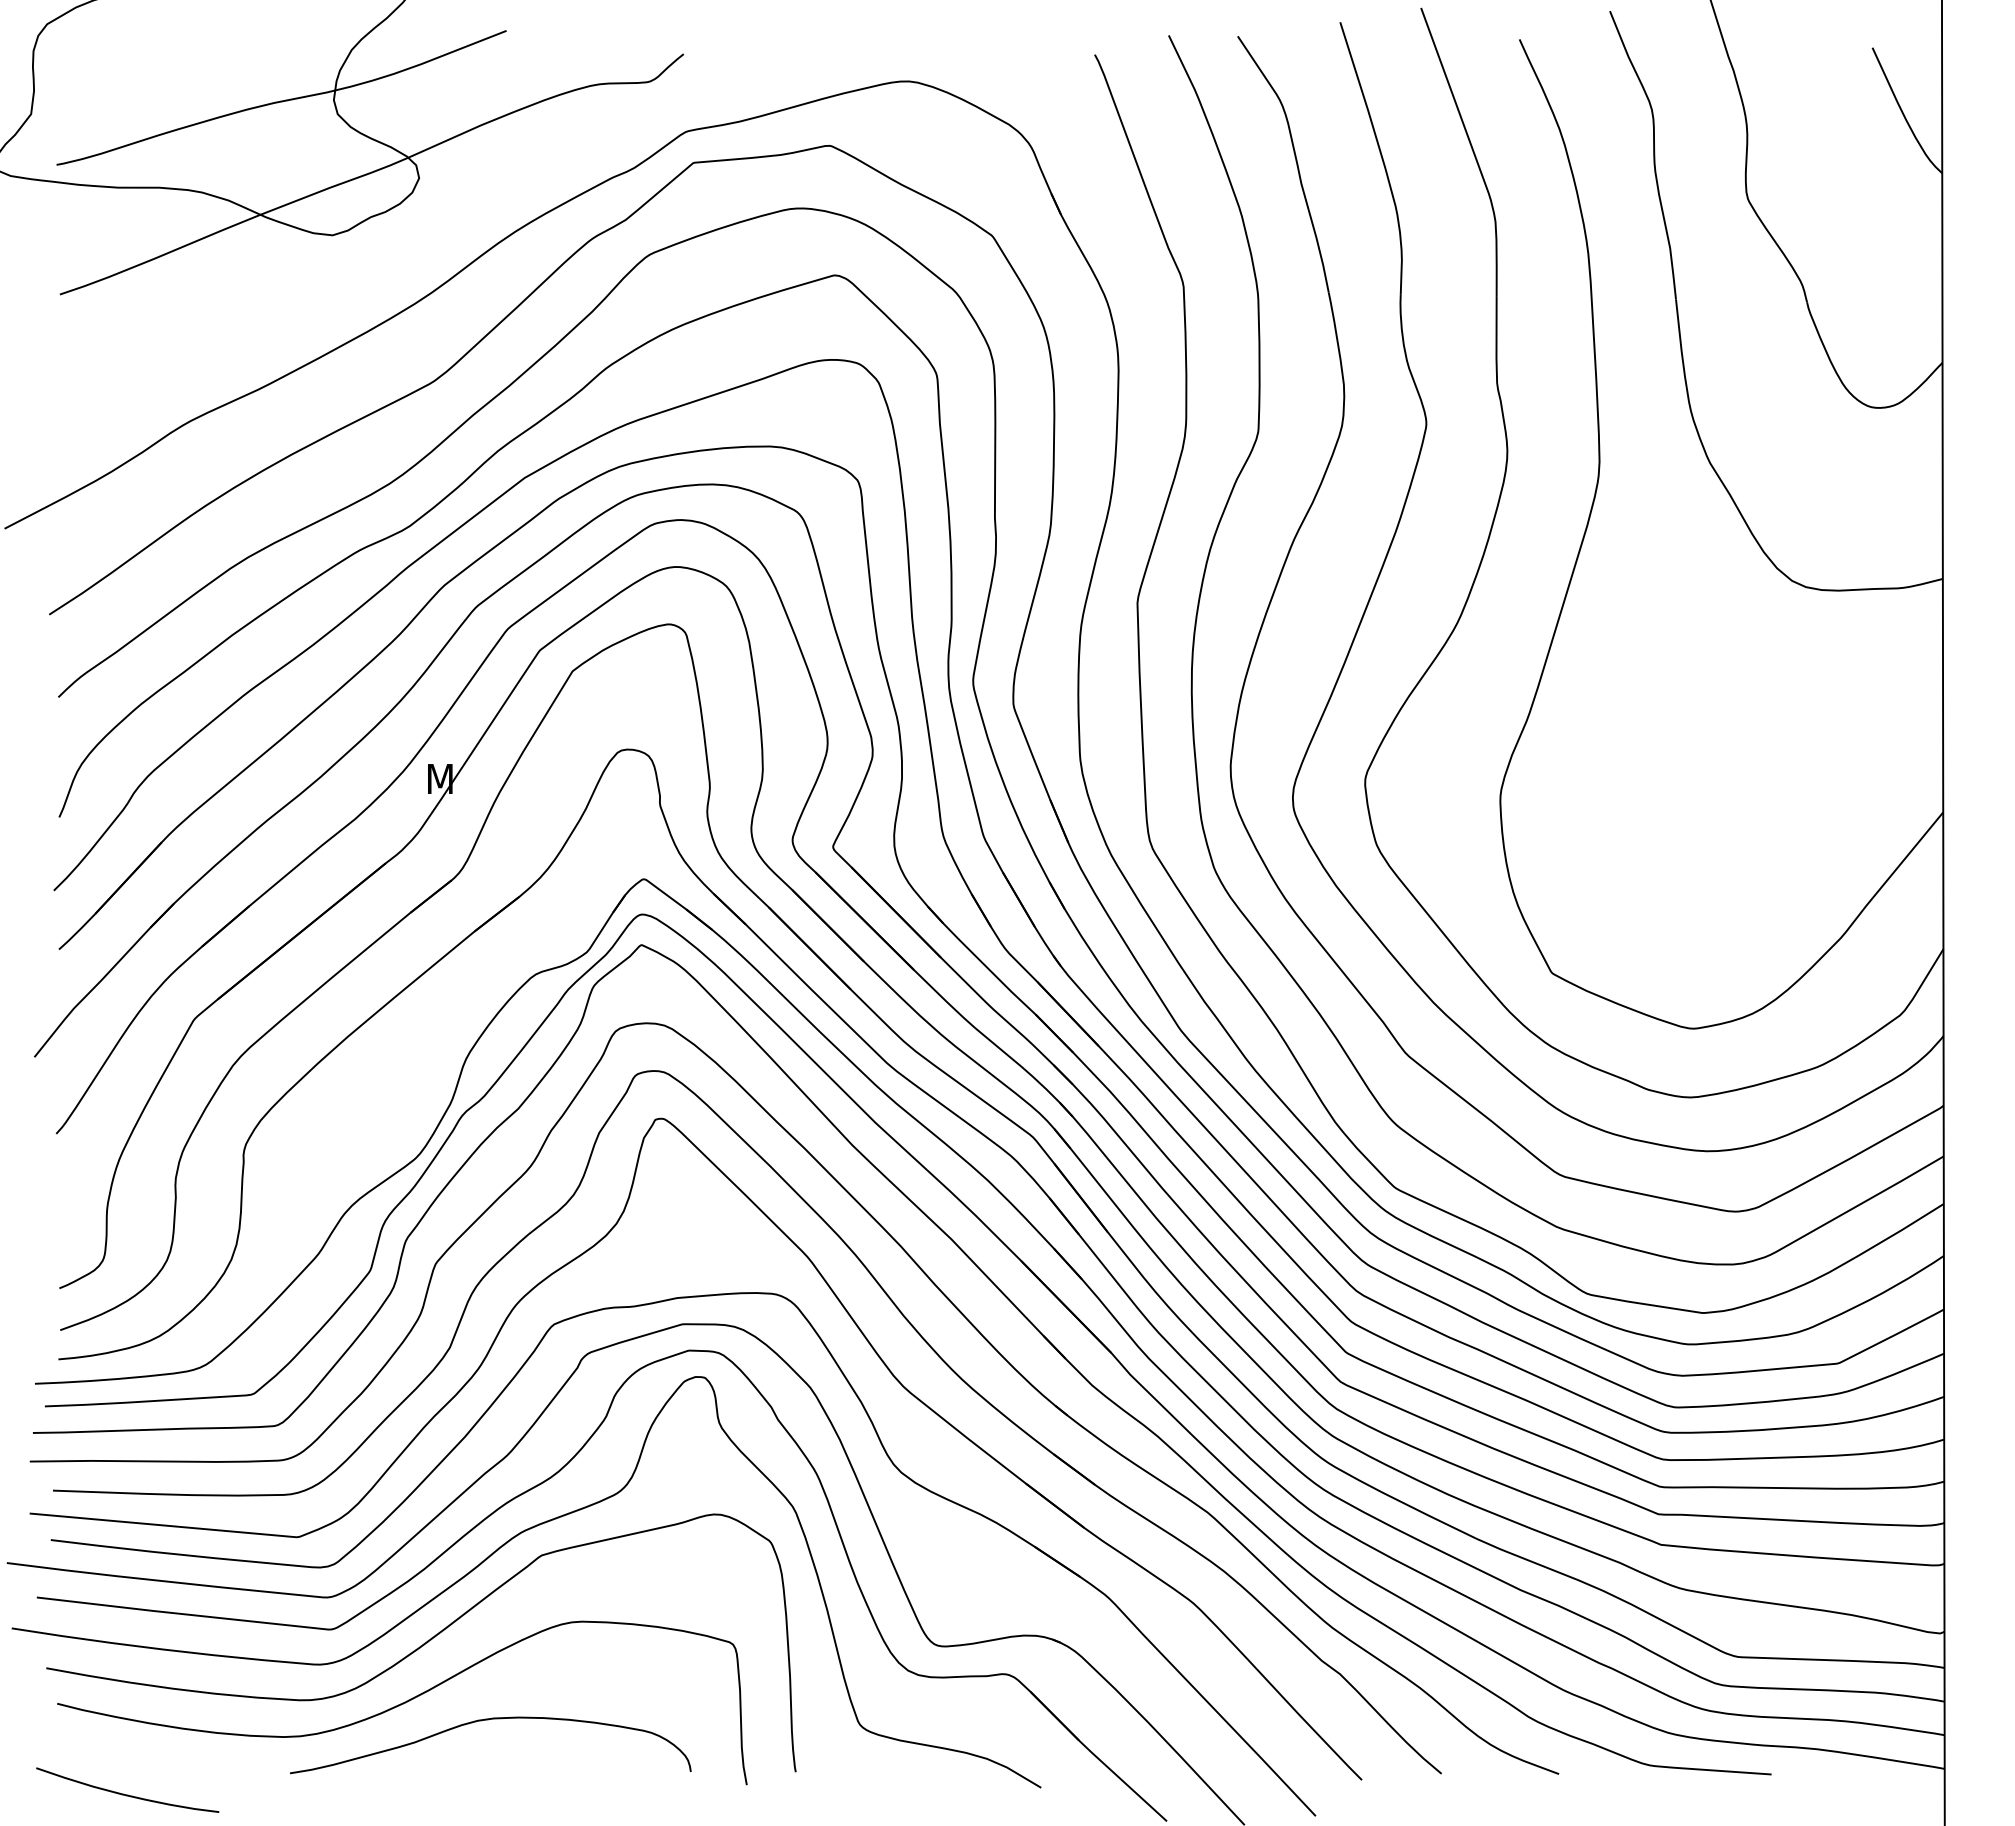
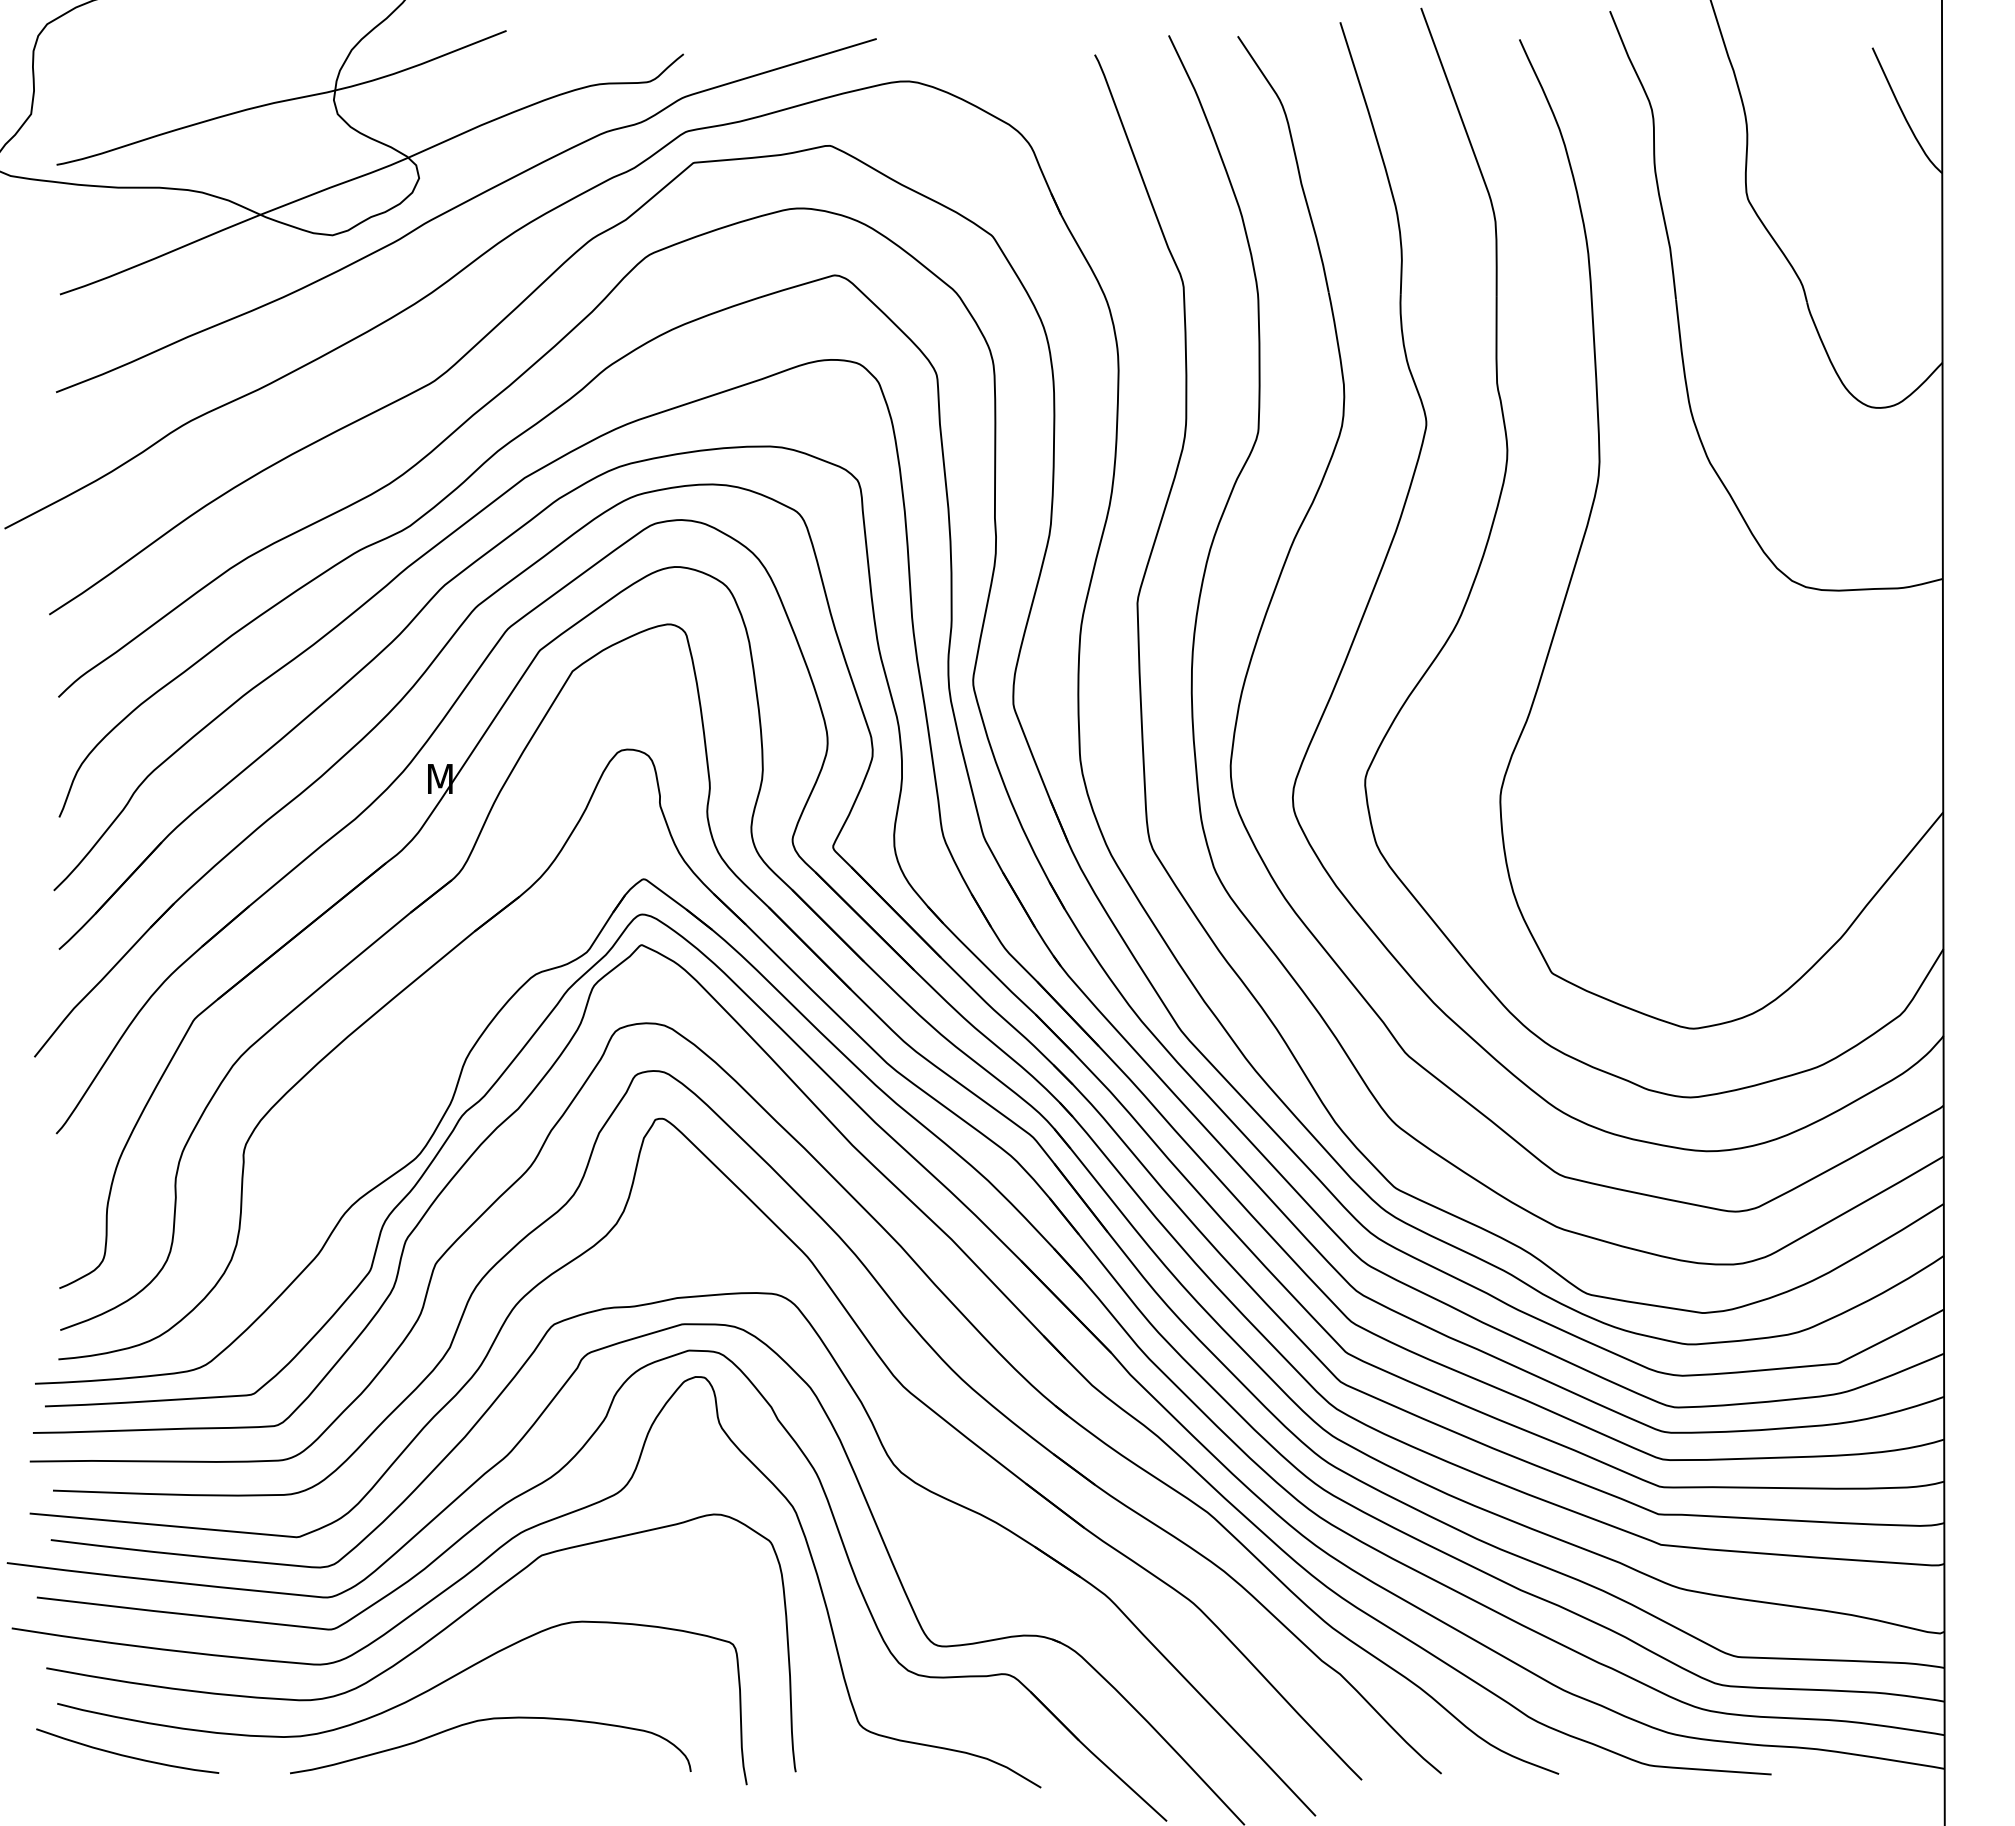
curve: none -> present (461, 205)
curve position: (127, 1794) -> (127, 1755) (127, 1755)
